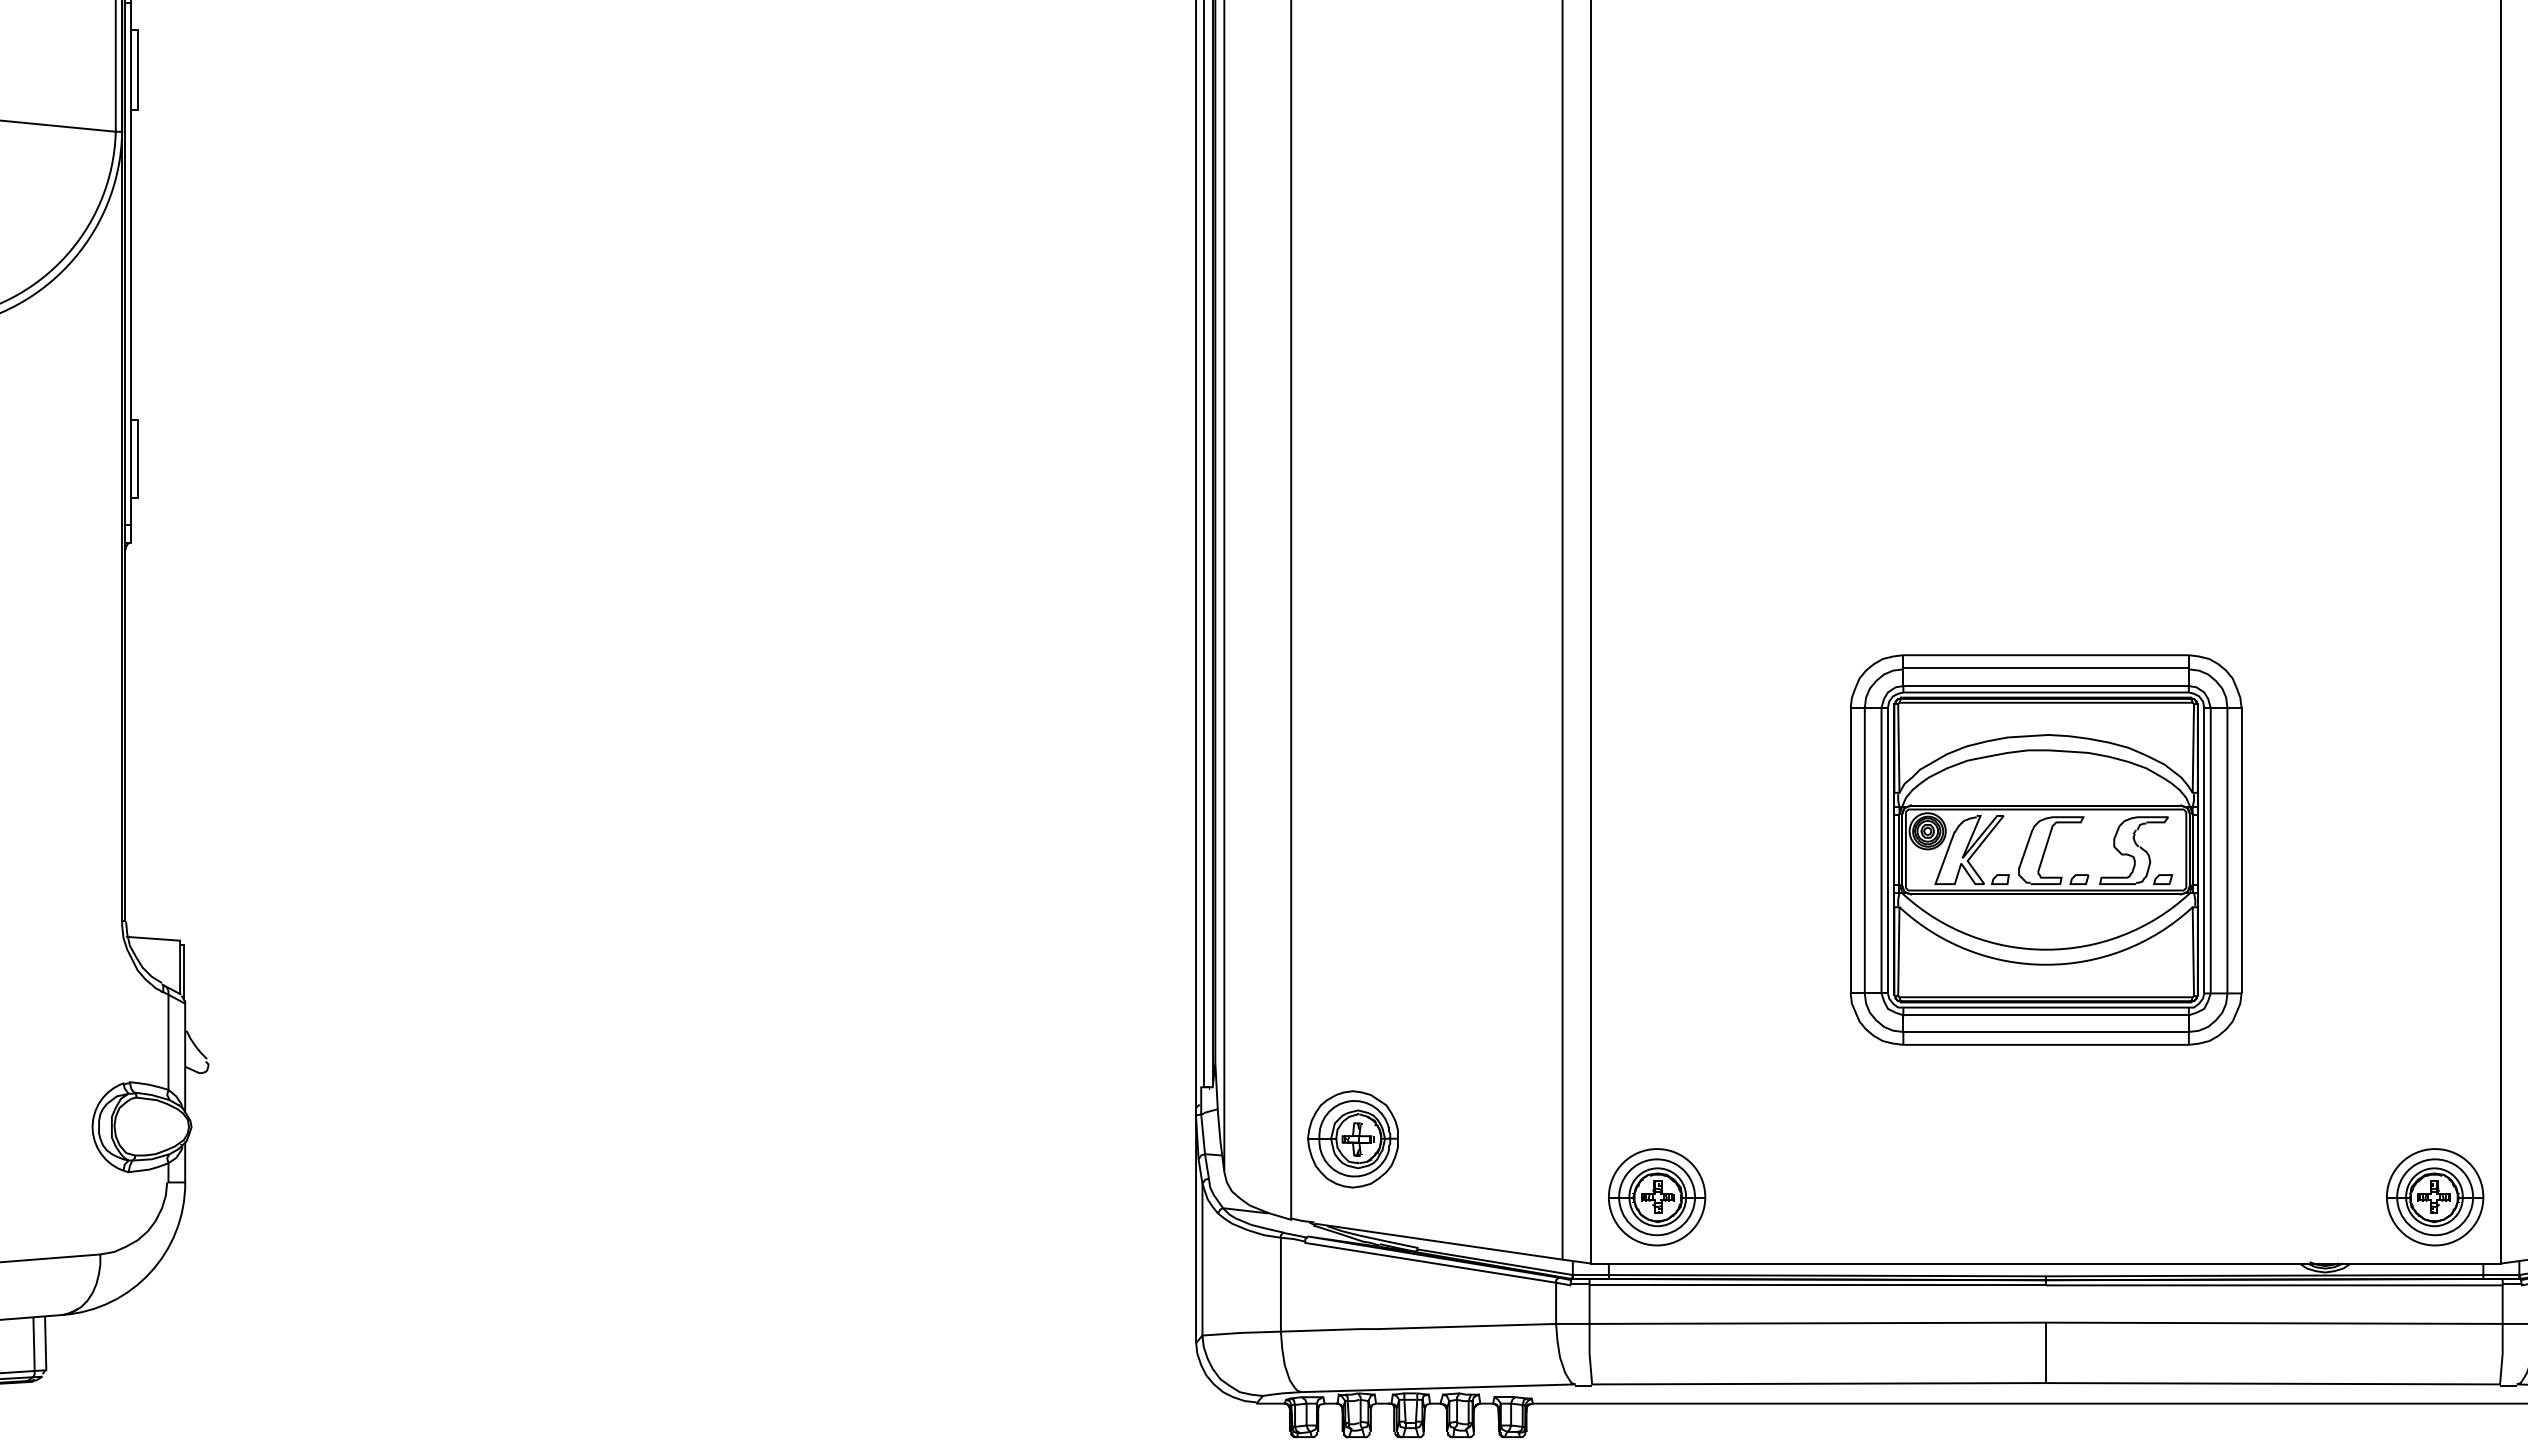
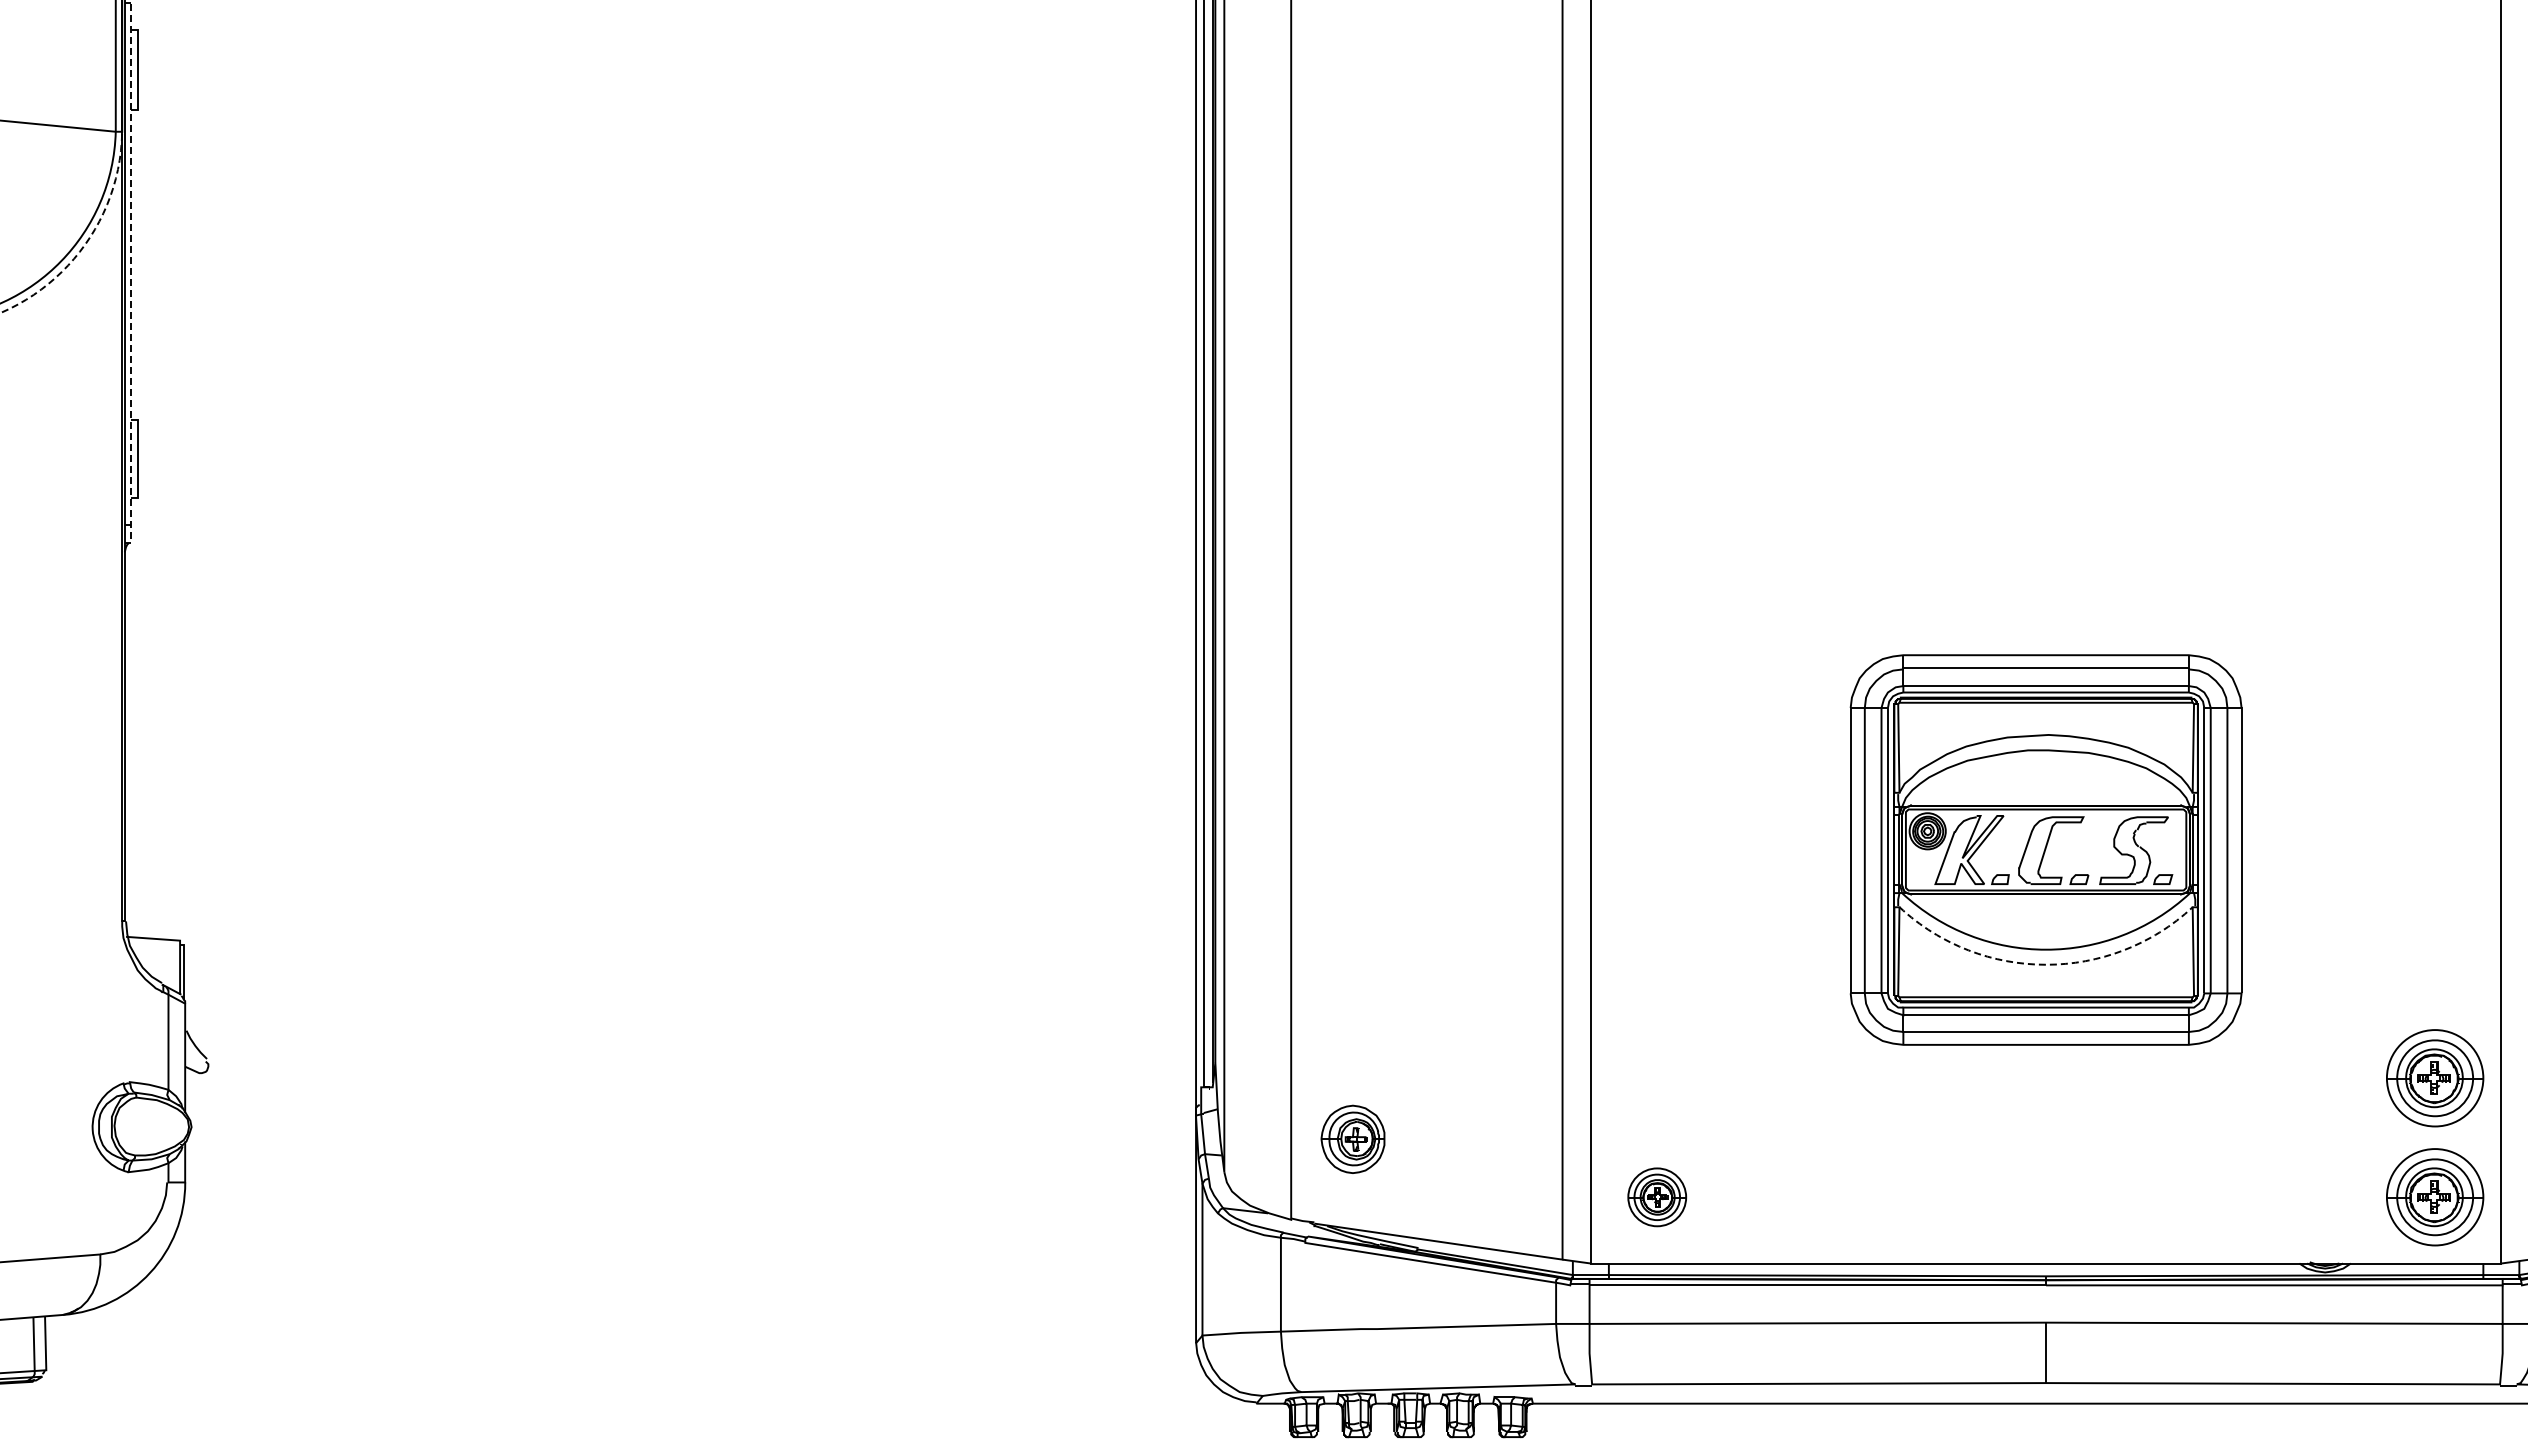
arc: solid -> dashed (87, 240)
line: solid -> dashed (131, 275)
arc: solid -> dashed (2046, 964)
part: none -> present (2435, 1078)
part size: 92x99 px -> 66x70 px (1352, 1138)
part size: 99x99 px -> 61x61 px (1657, 1197)
